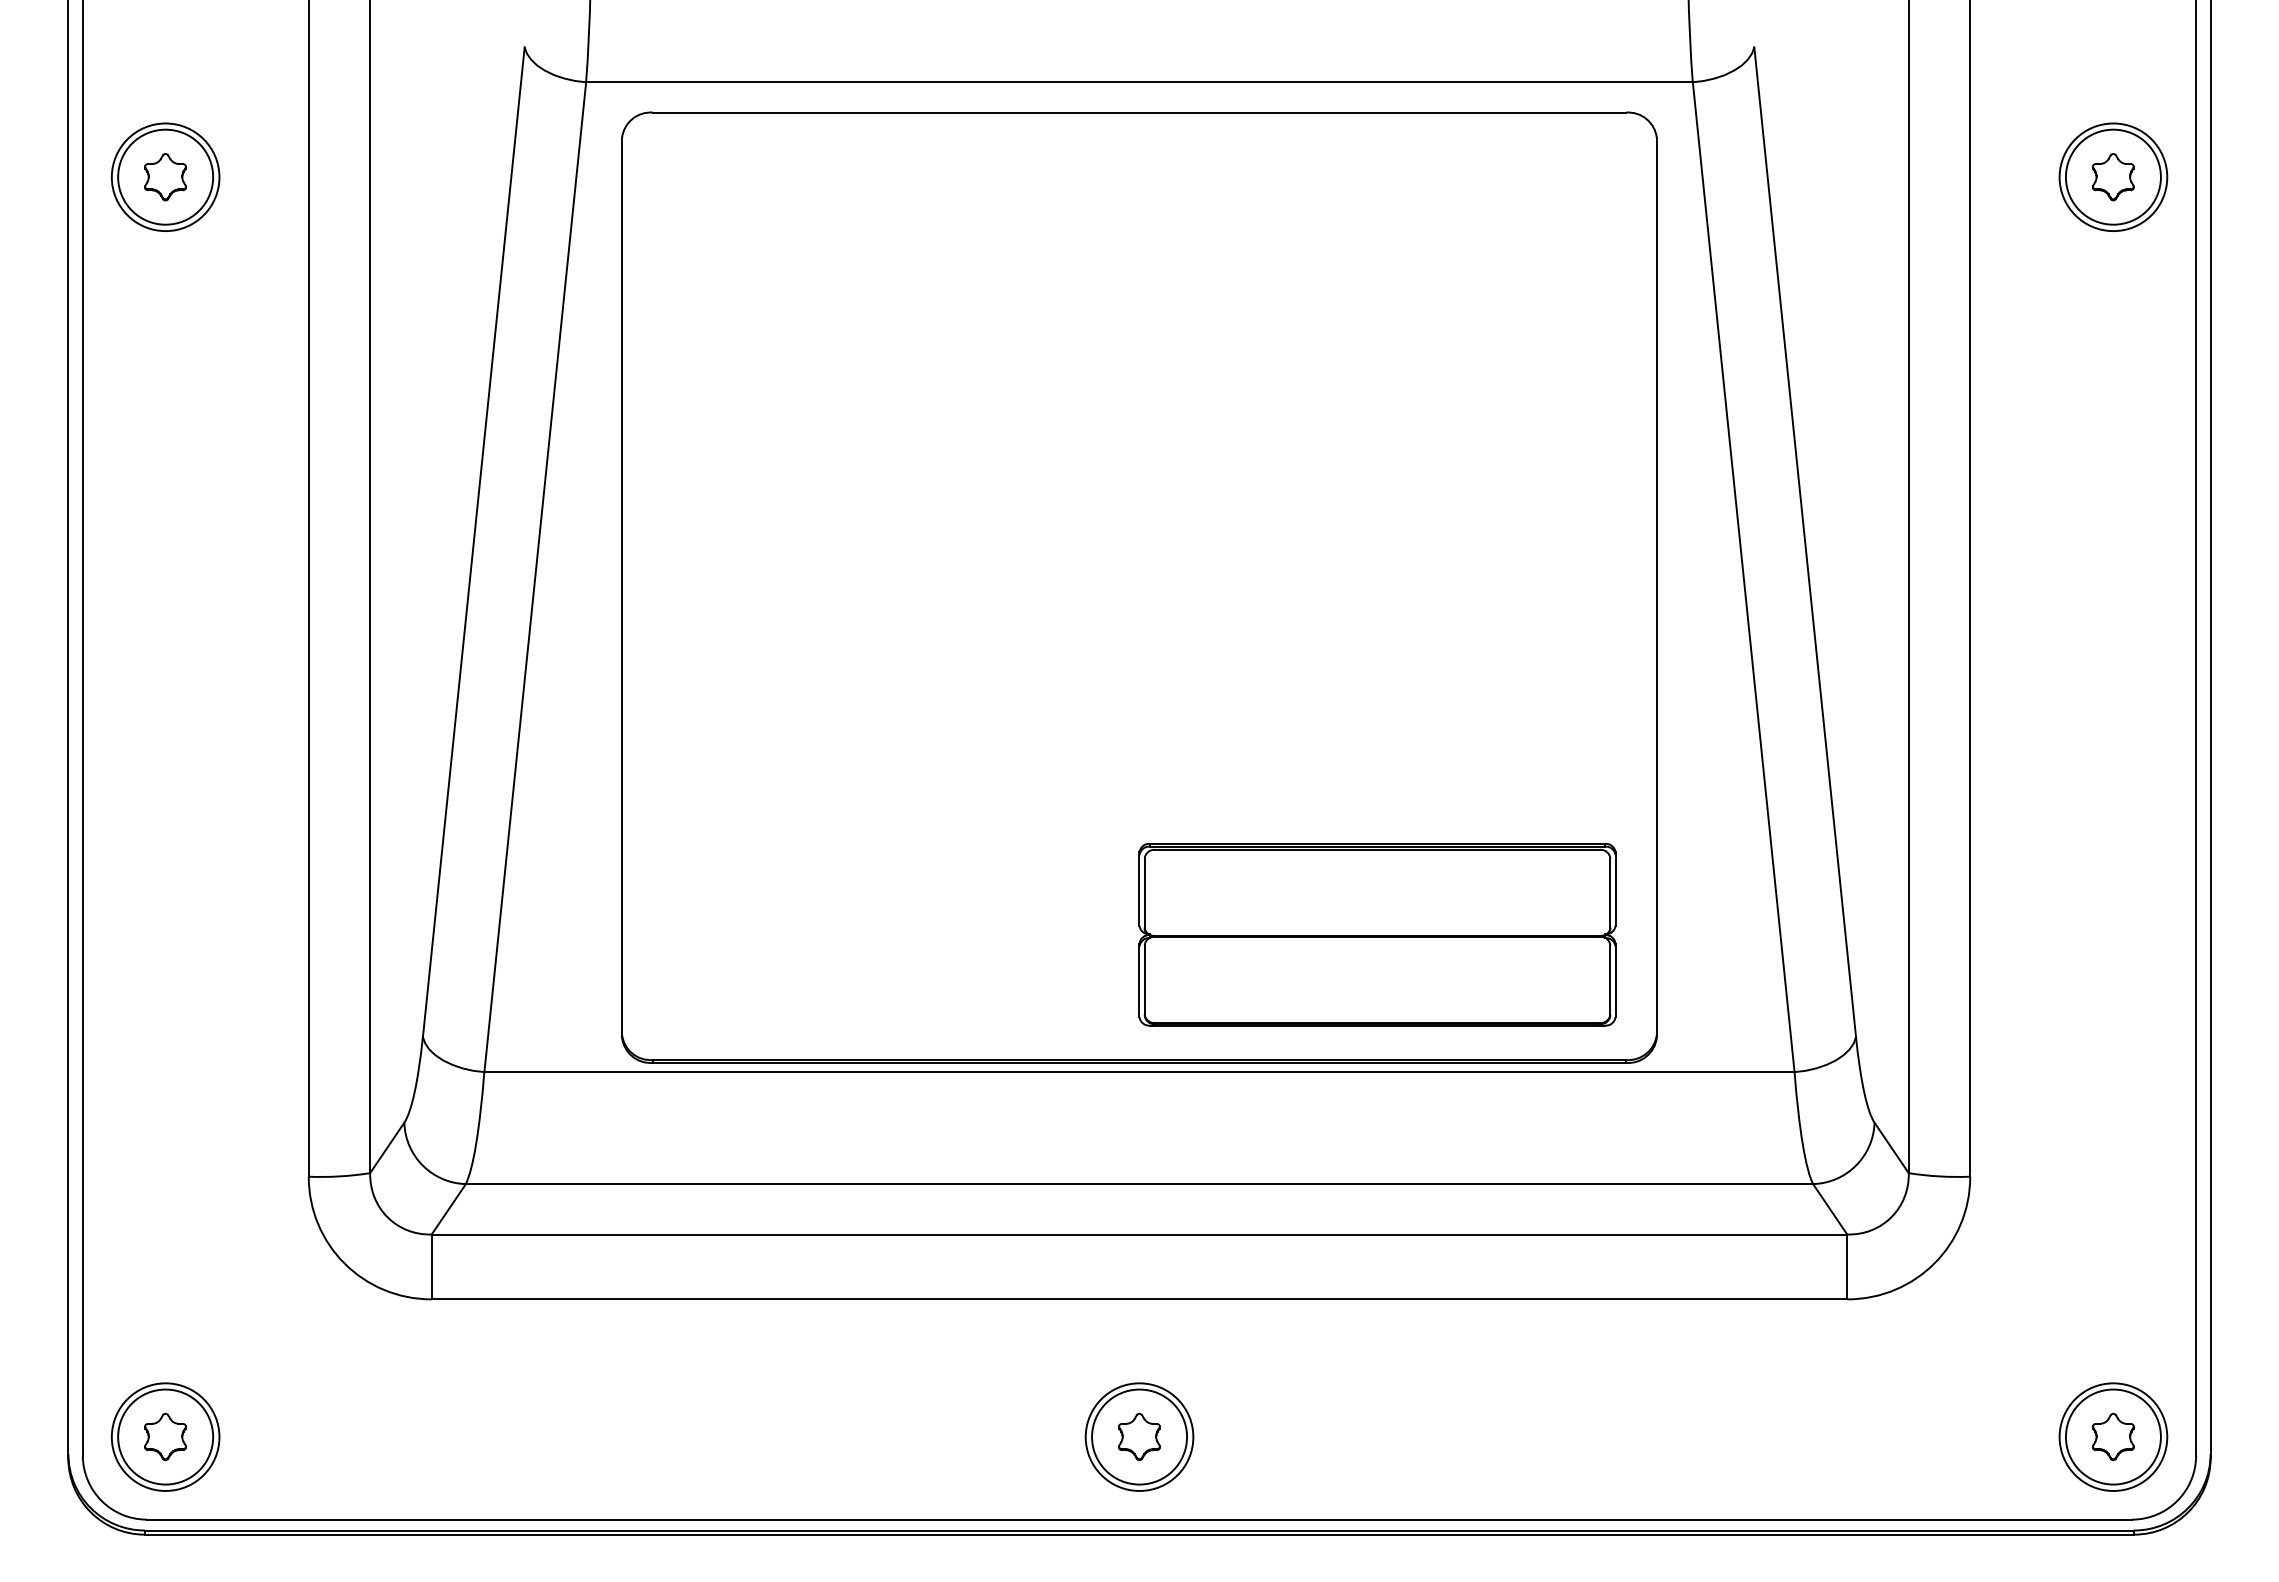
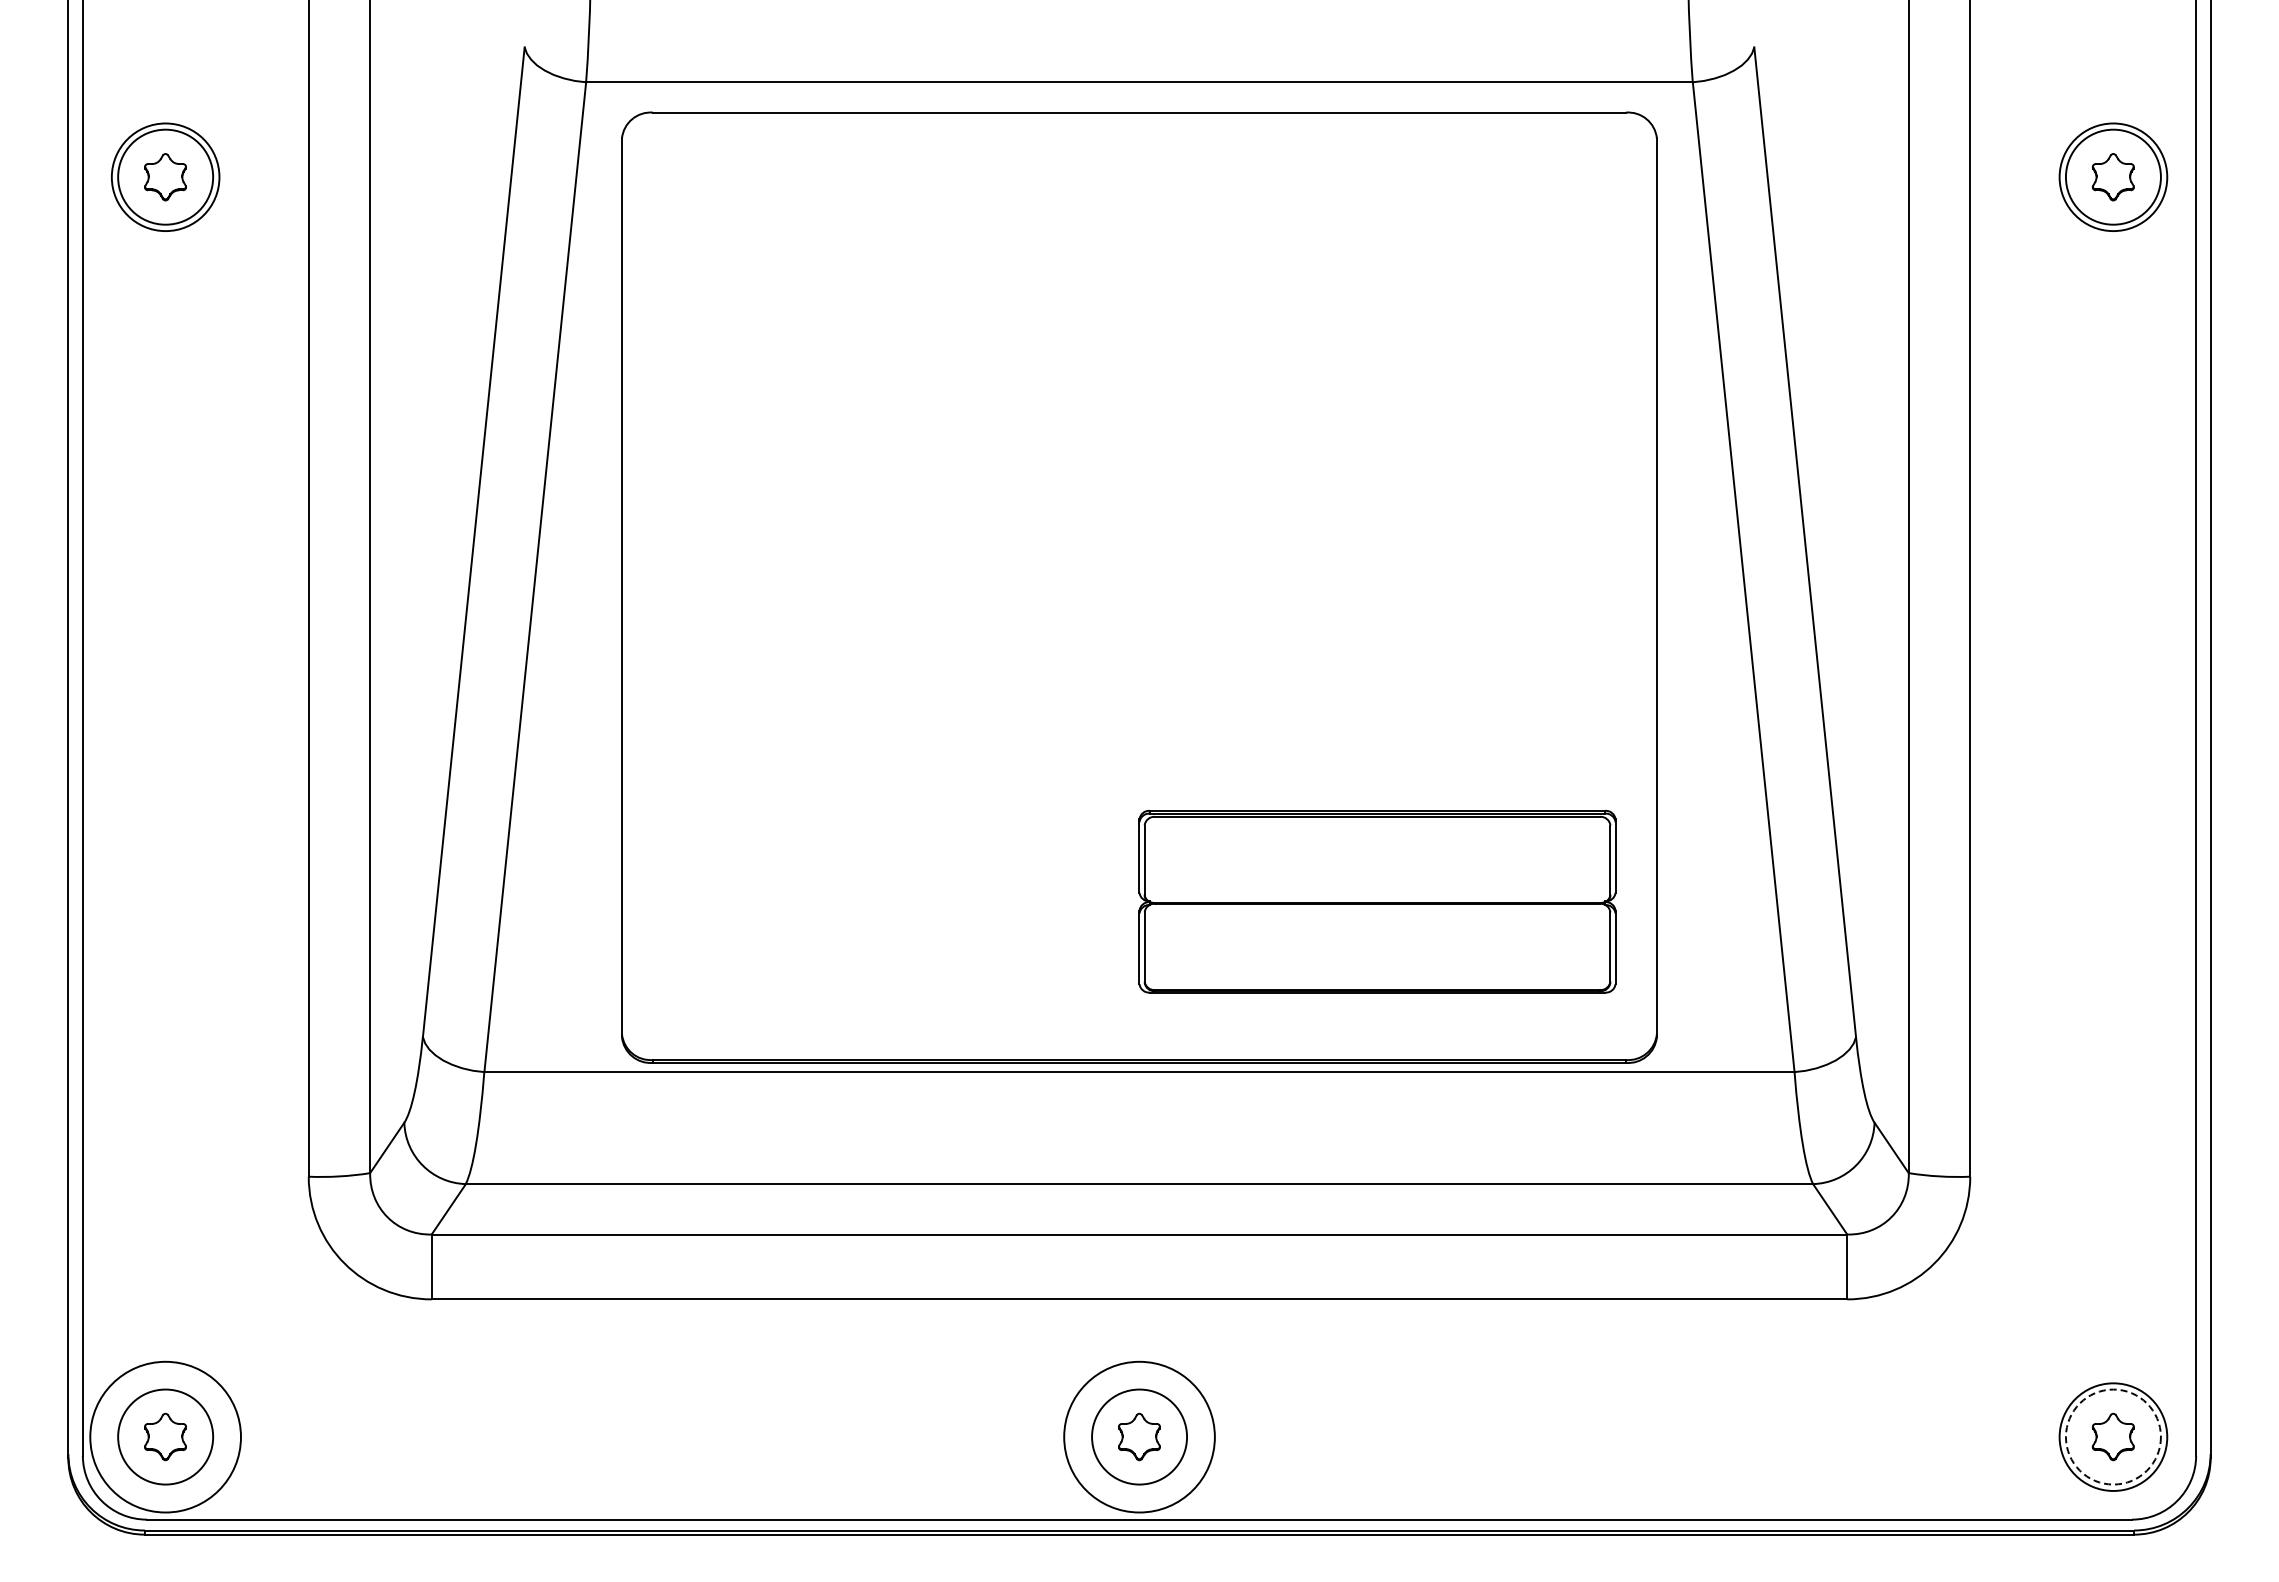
part position: (1377, 934) -> (1377, 901) (1377, 901)
circle diameter: 108 px -> 151 px (165, 1436)
circle diameter: 108 px -> 151 px (1139, 1436)
circle: solid -> dashed (2112, 1436)
